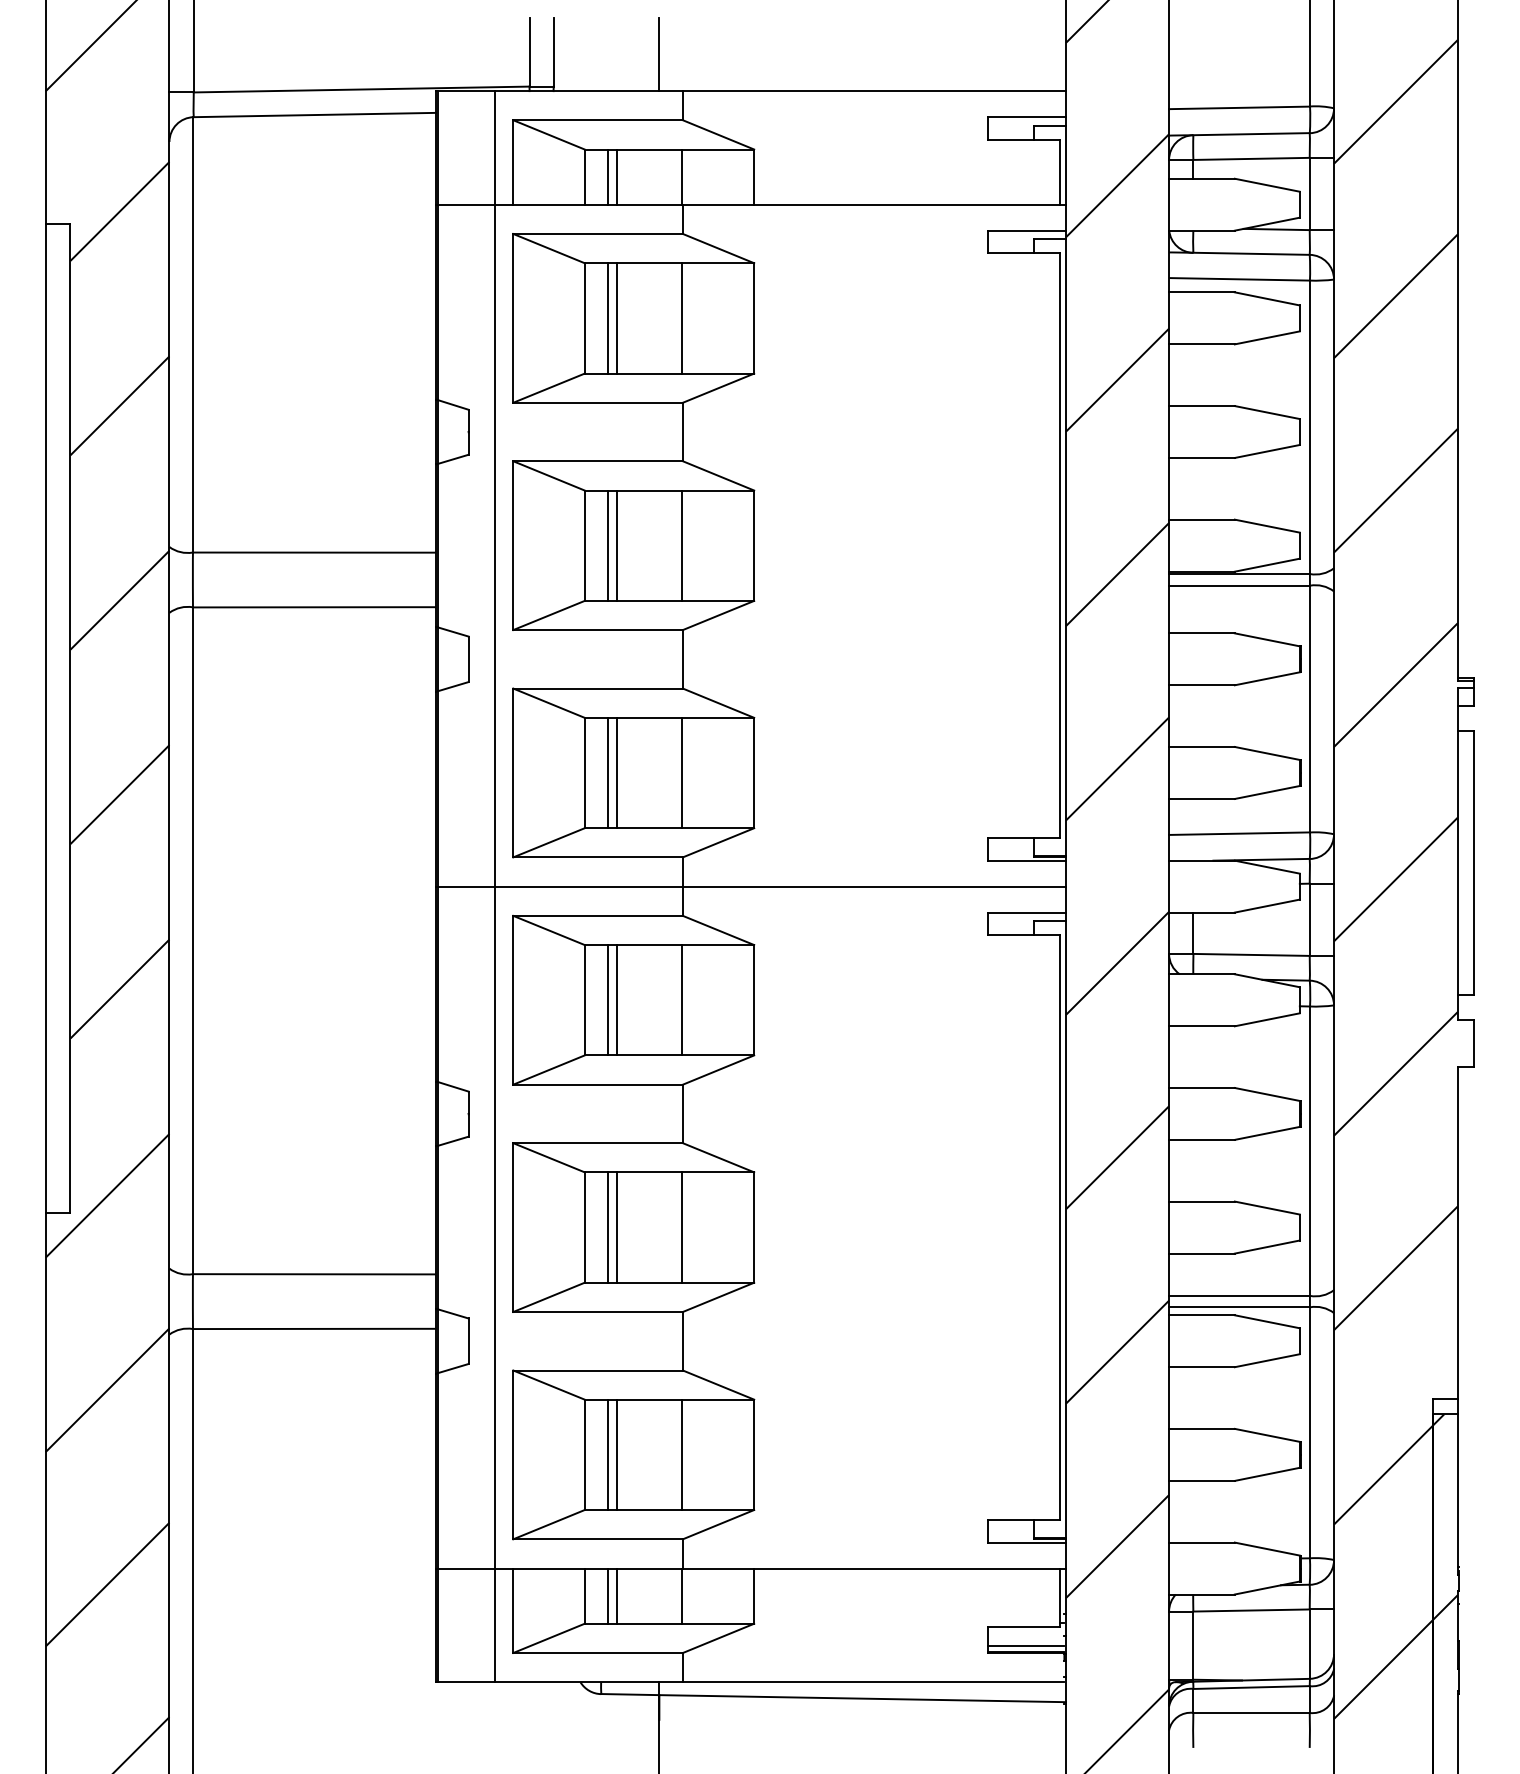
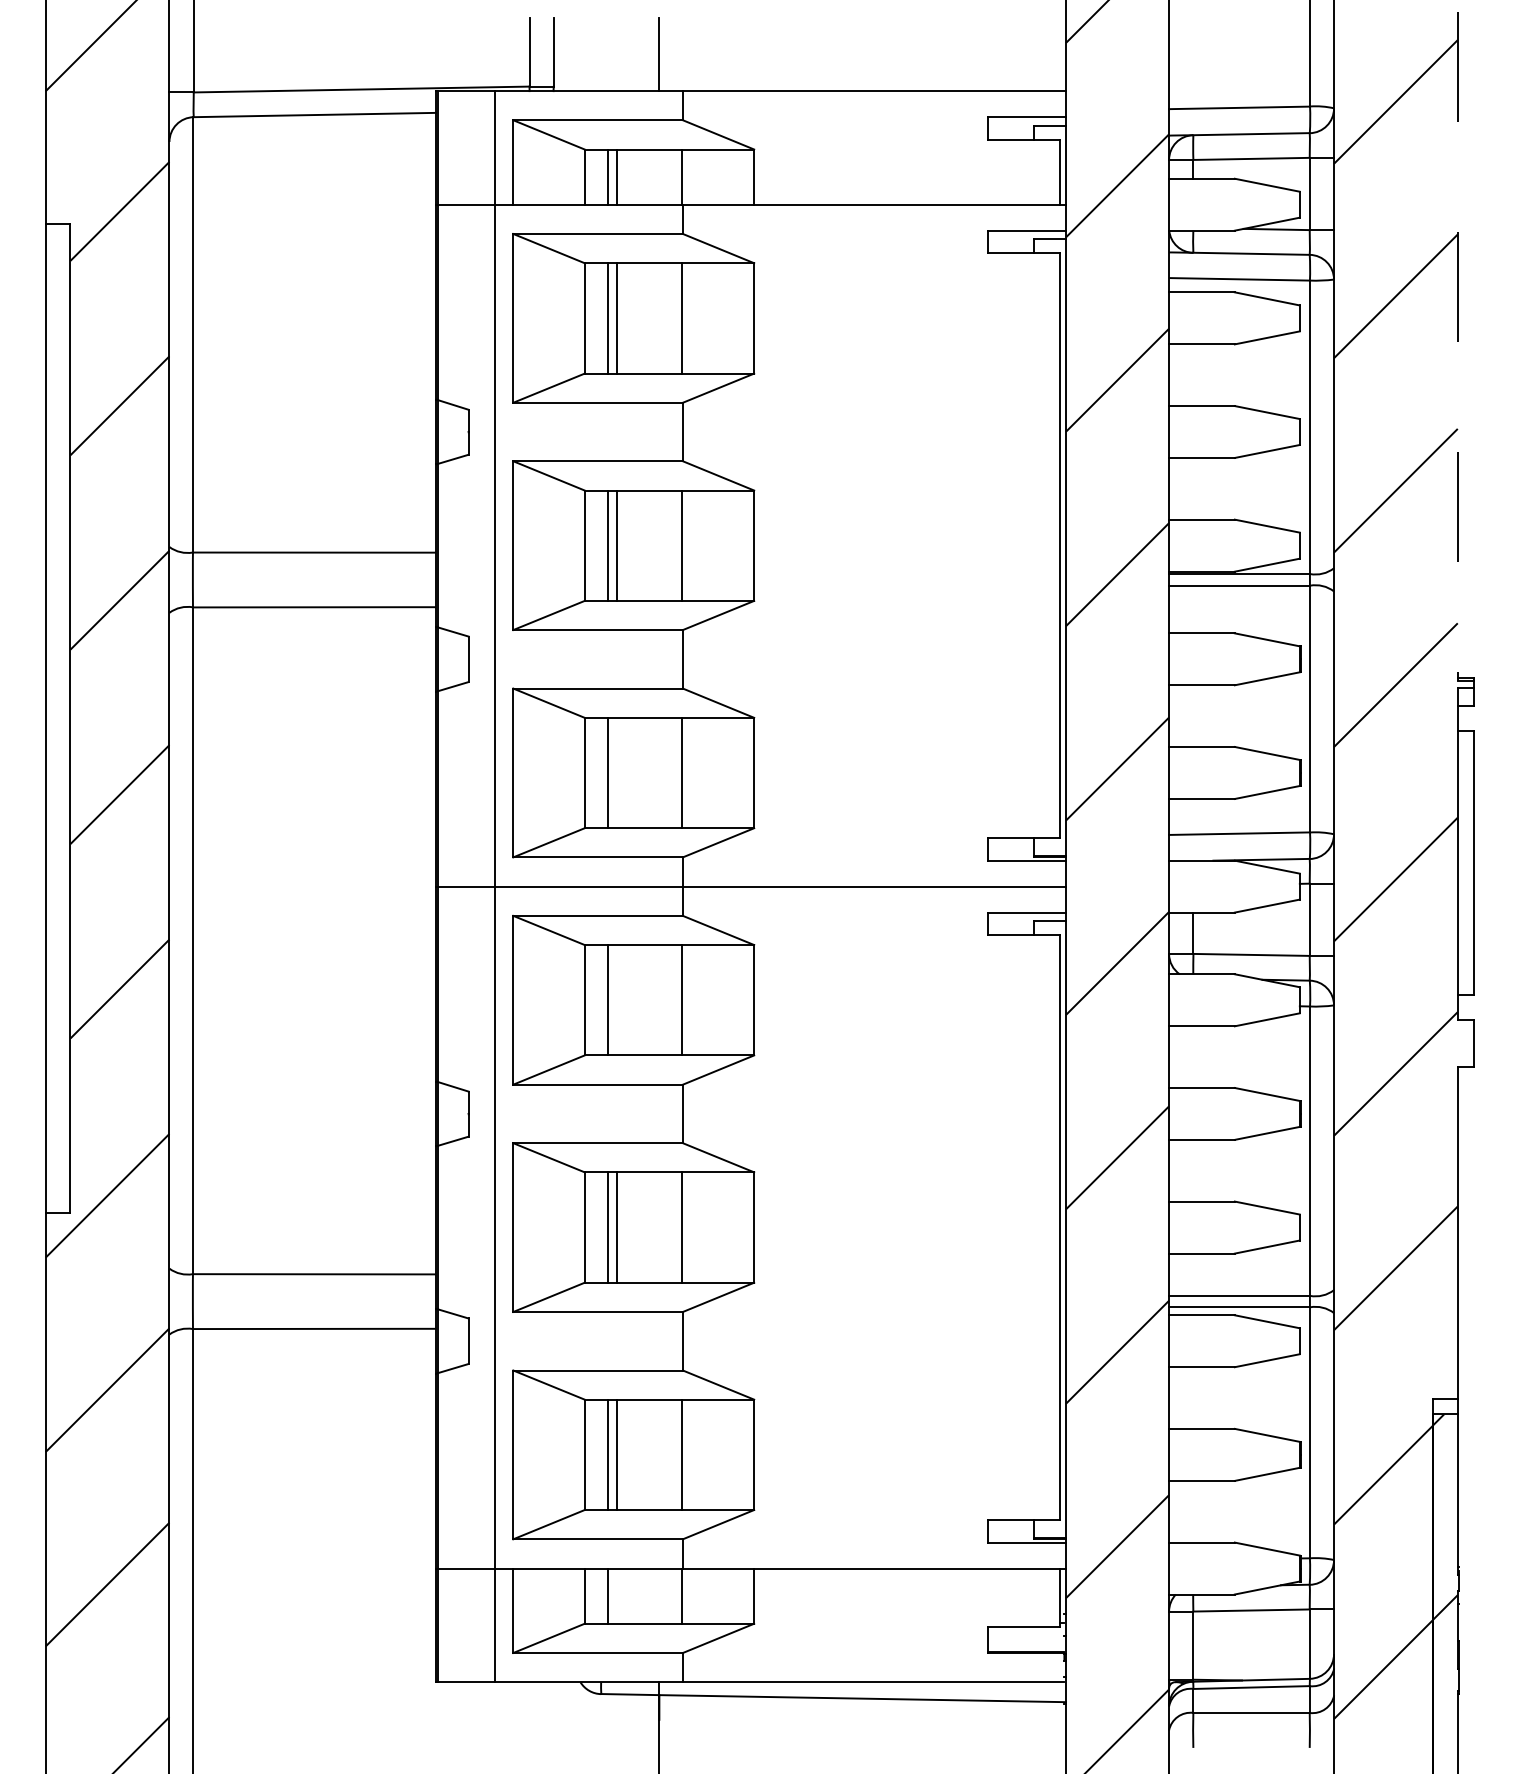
line: solid -> dashed (1457, 340)
line: present -> none (616, 772)
line: present -> none (616, 1000)
line: present -> none (616, 1595)
line: present -> none (1026, 1645)
